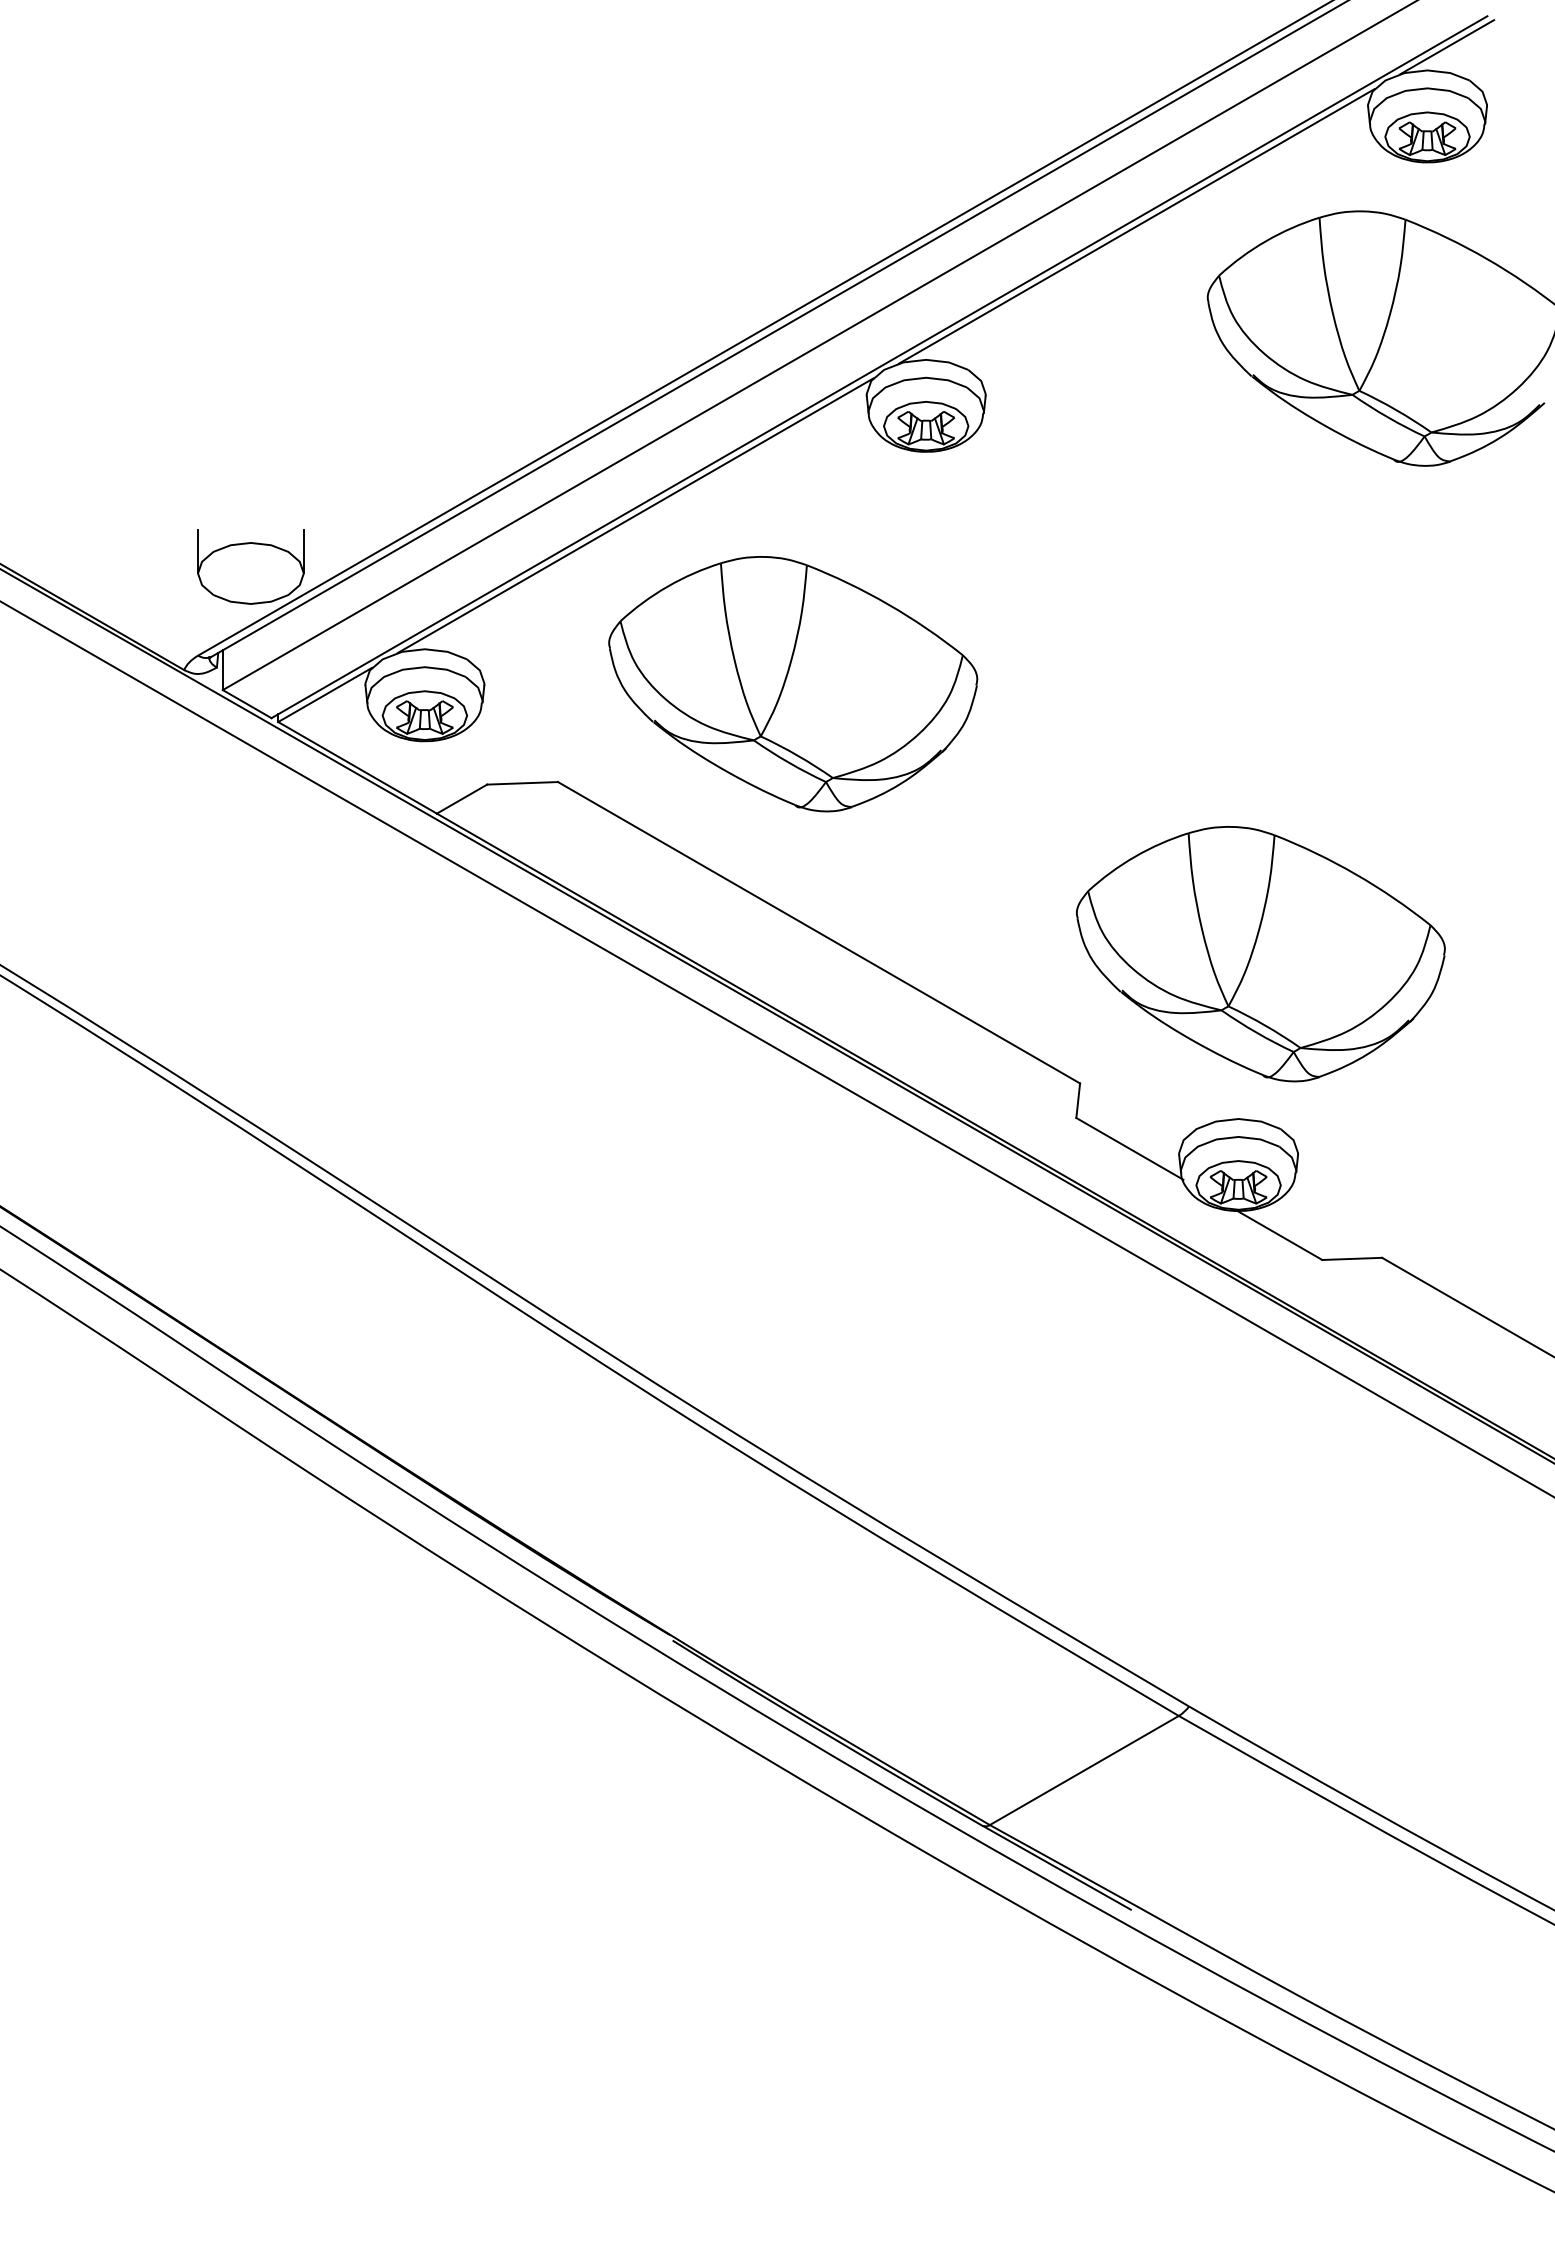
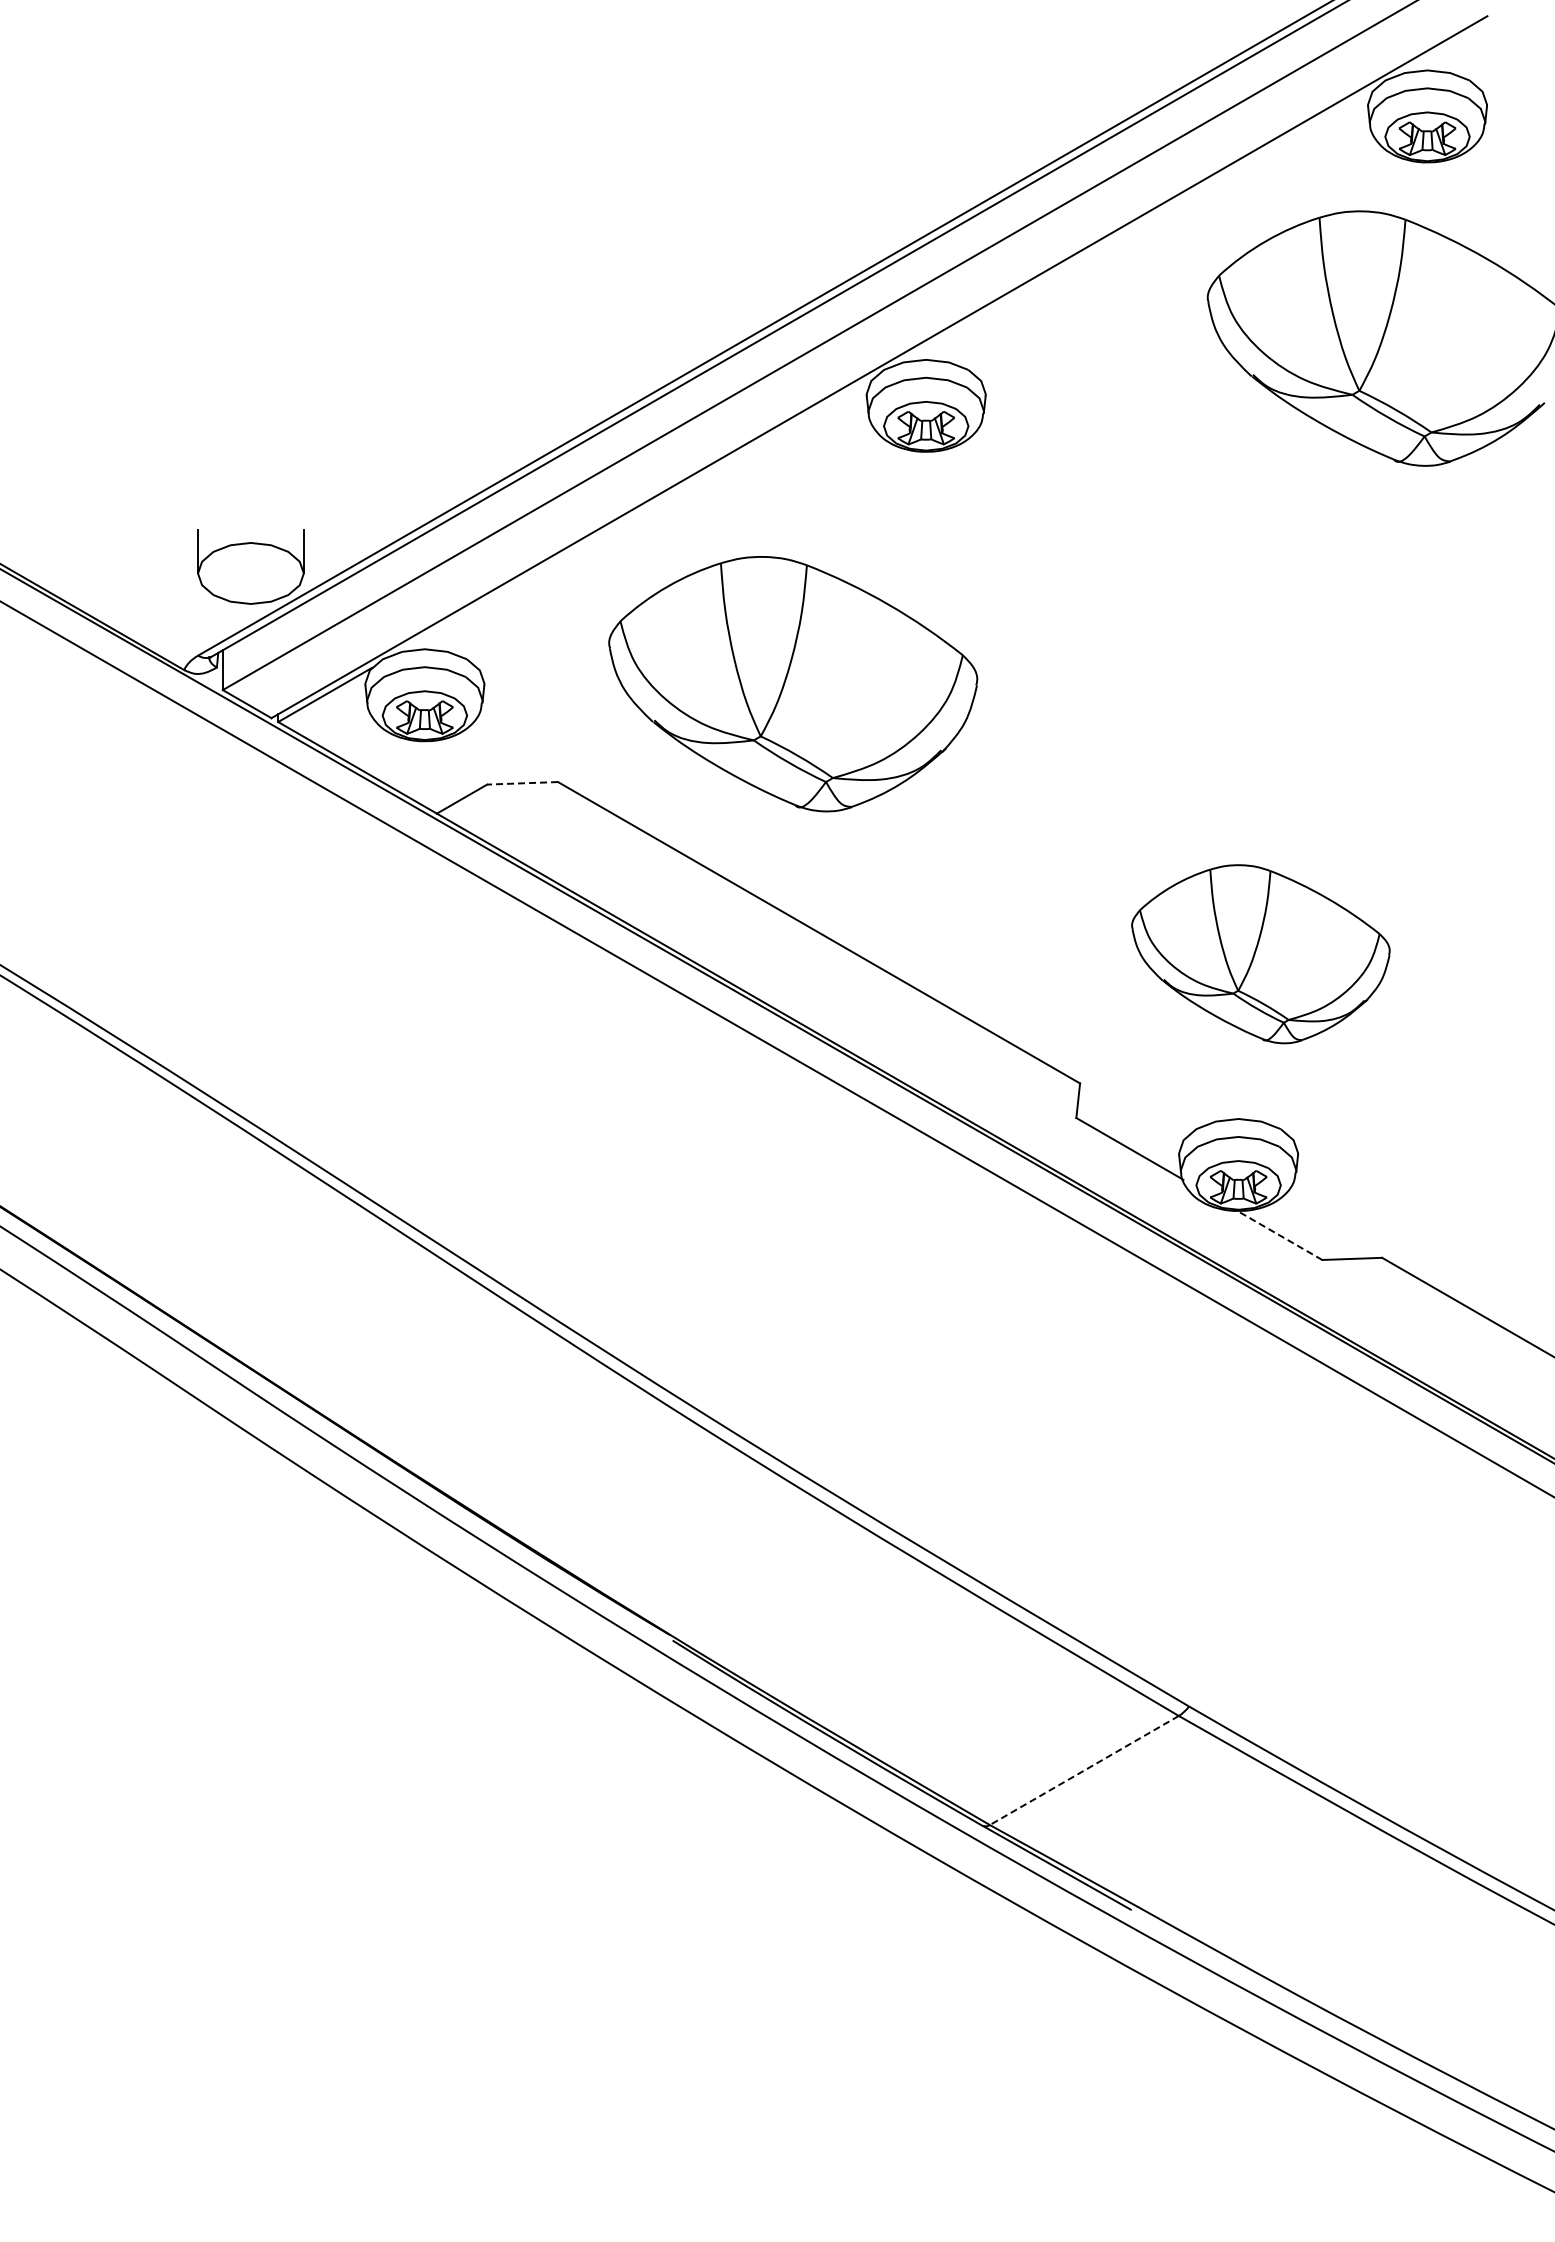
line: present -> none (1447, 47)
line: present -> none (1136, 226)
line: present -> none (635, 515)
line: solid -> dashed (522, 783)
part size: 370x257 px -> 260x181 px (1260, 954)
line: solid -> dashed (1279, 1235)
line: solid -> dashed (1083, 1770)
